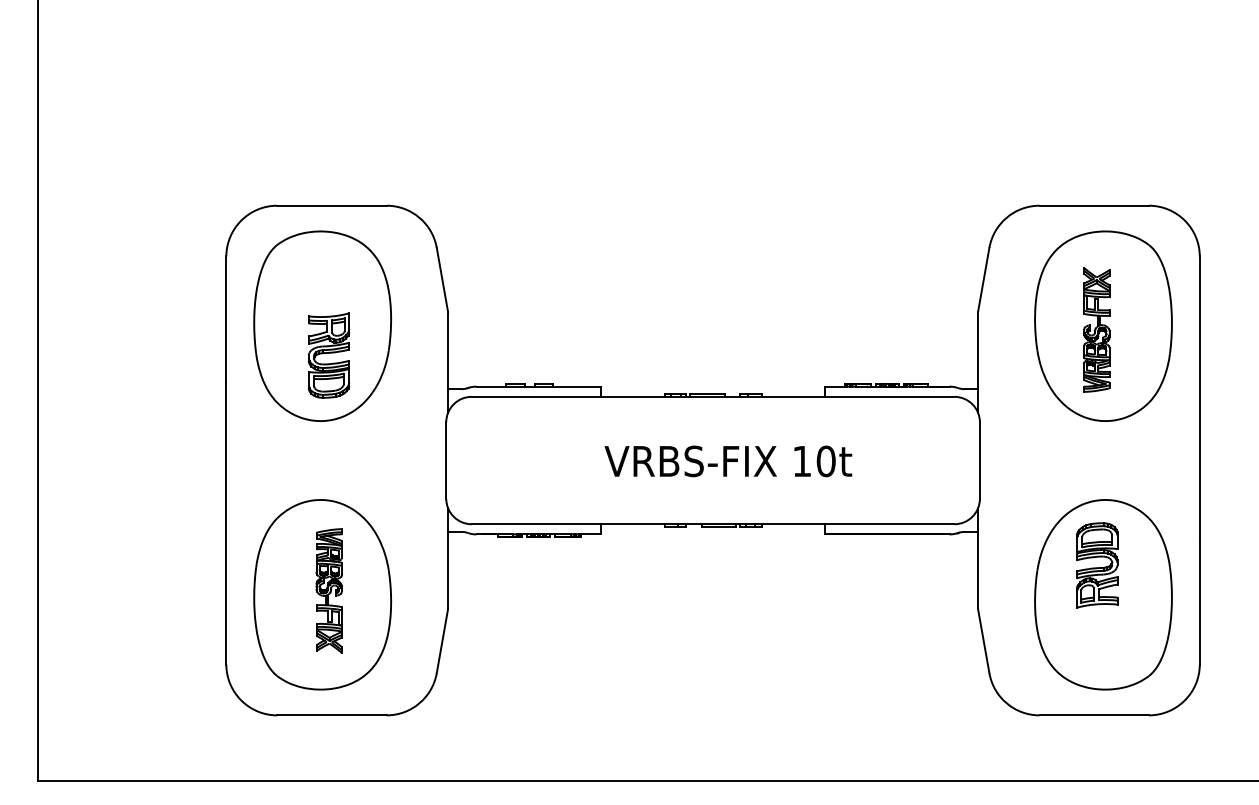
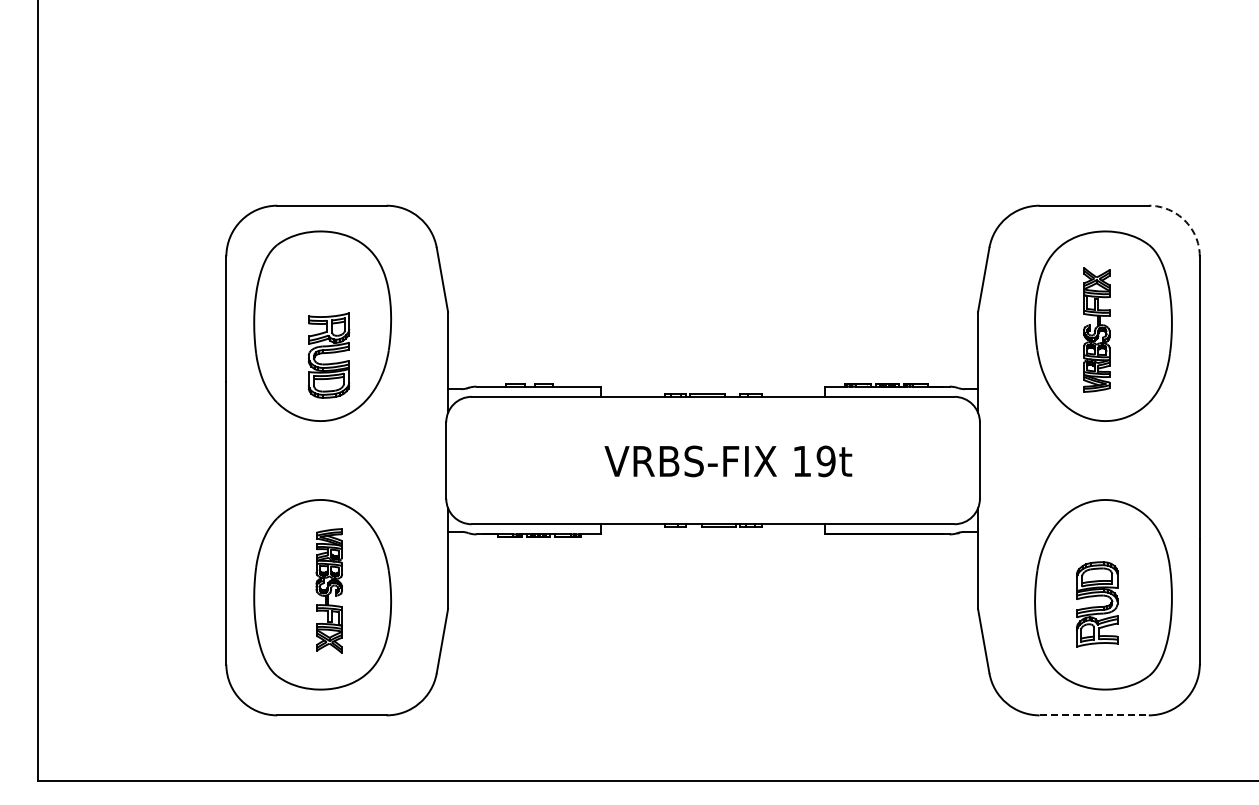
arc: solid -> dashed (1184, 220)
text: 10t -> 19t (825, 461)
part position: (1097, 565) -> (1097, 604) (1097, 604)
line: solid -> dashed (1094, 715)
